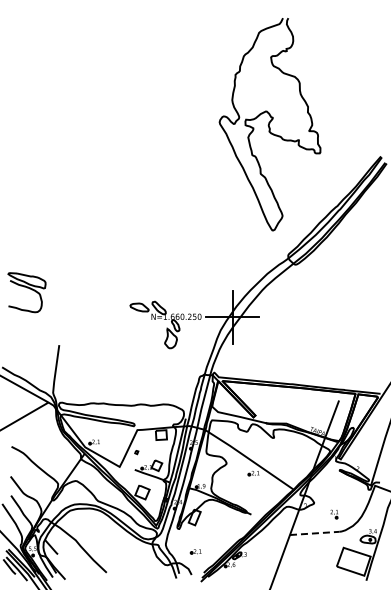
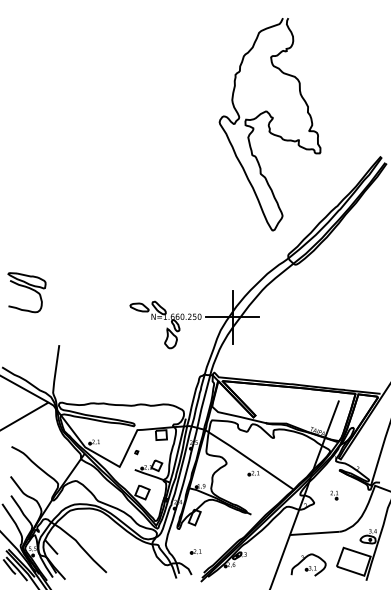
part position: (334, 514) -> (334, 495) (334, 495)
line: dashed -> solid (314, 533)
part: none -> present (308, 564)
